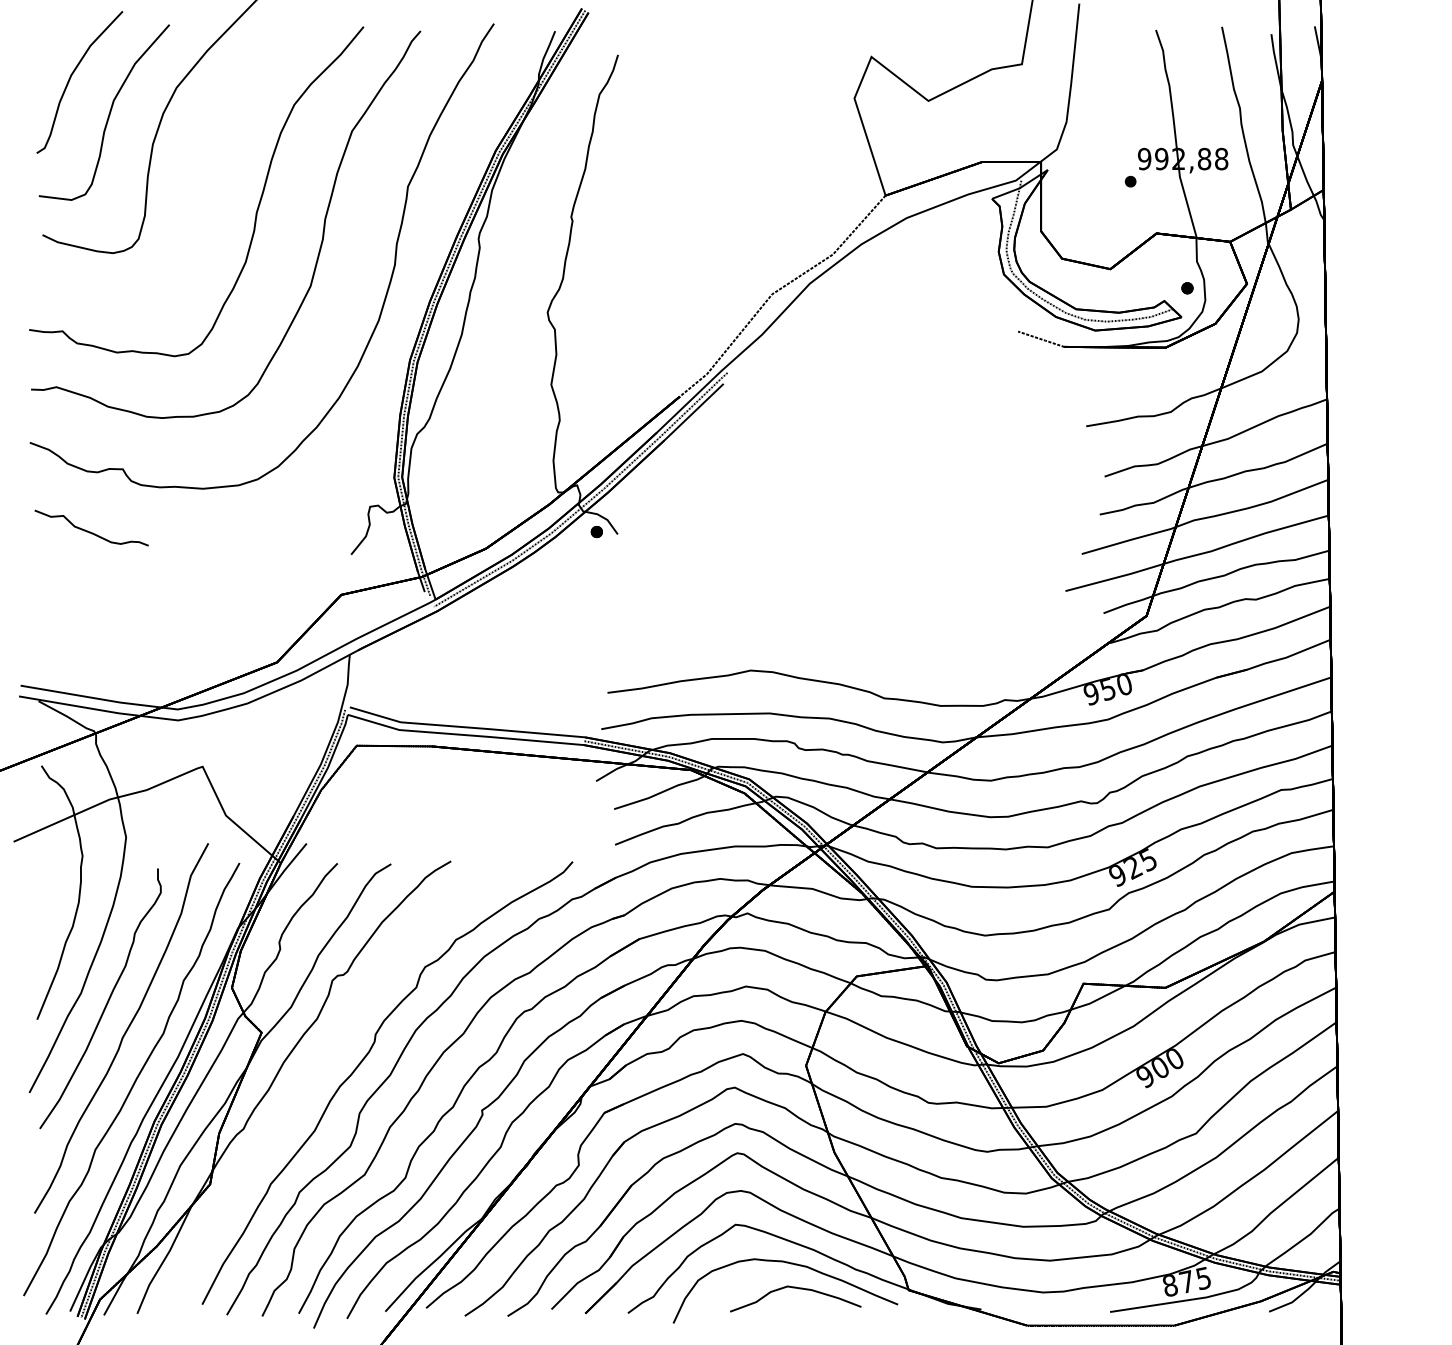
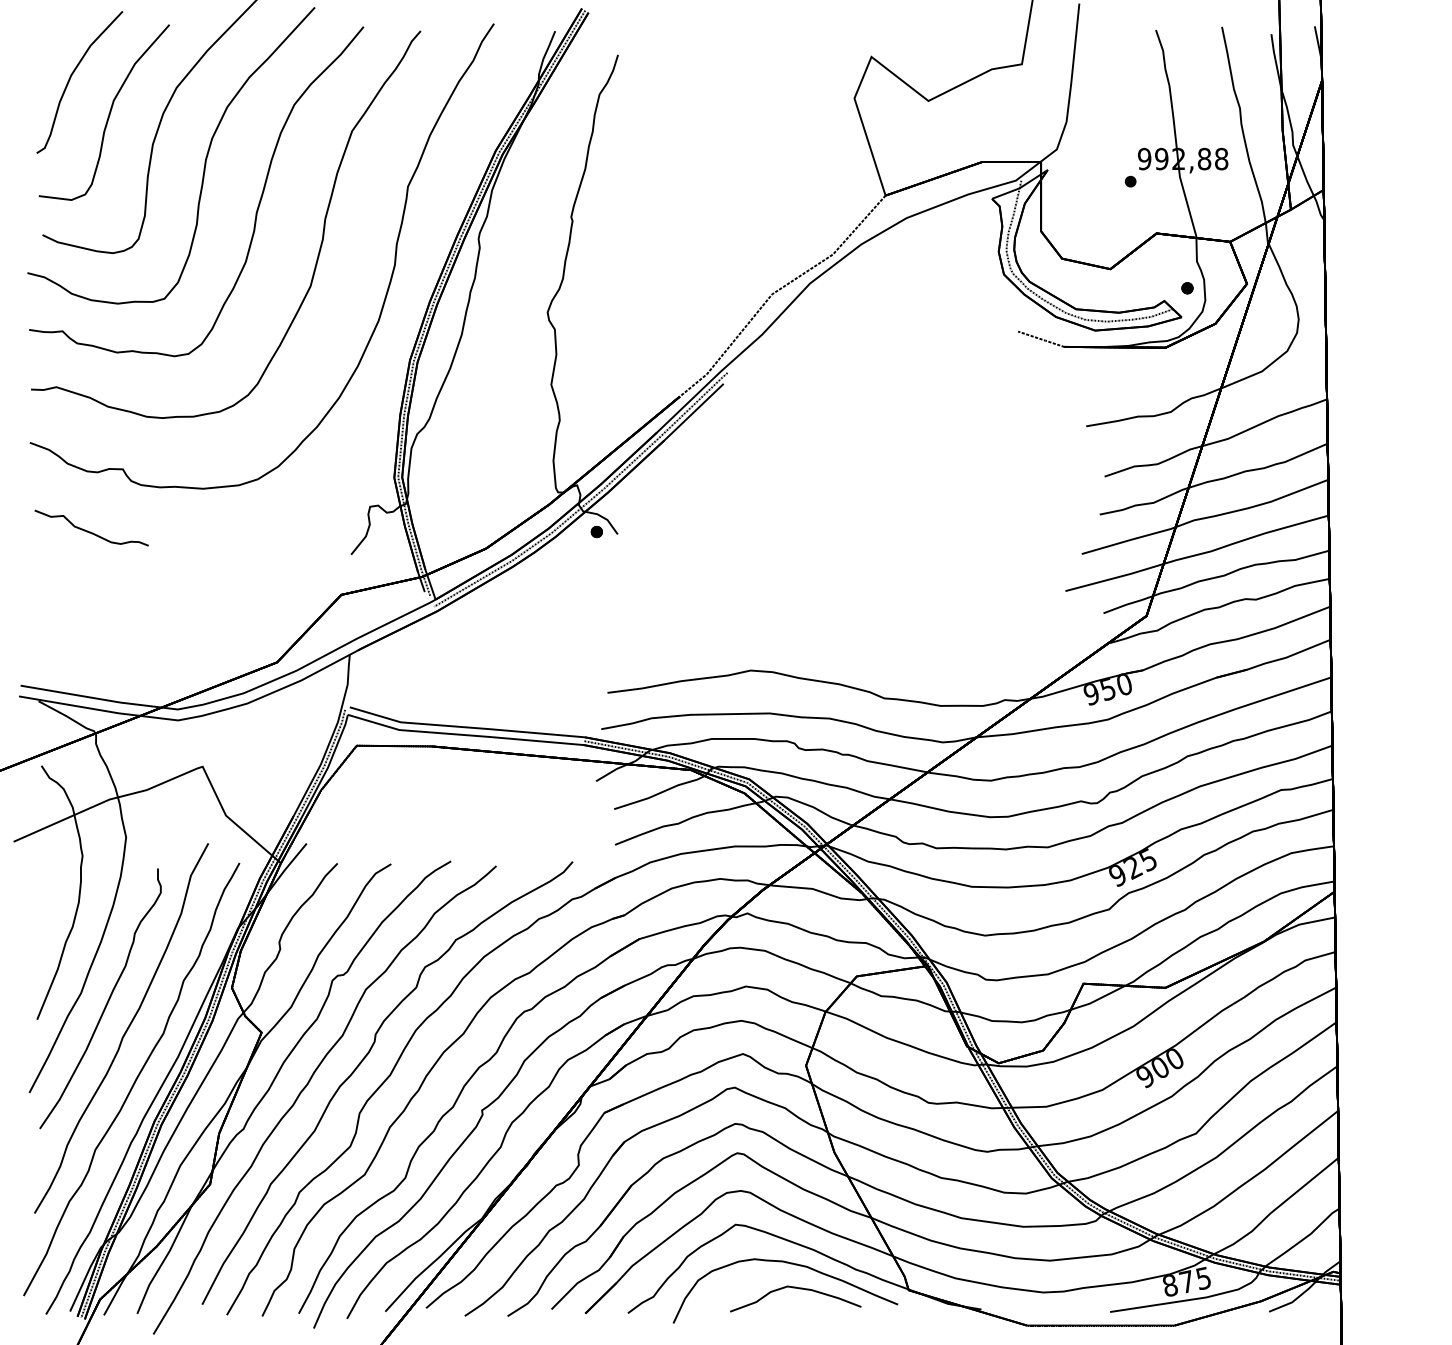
part: none -> present (204, 161)
part: none -> present (306, 1087)
